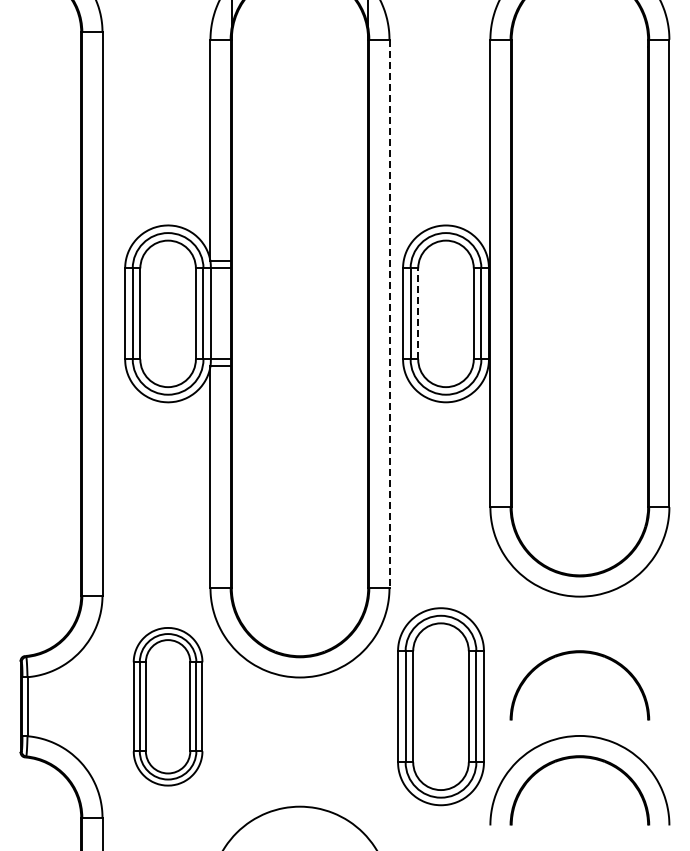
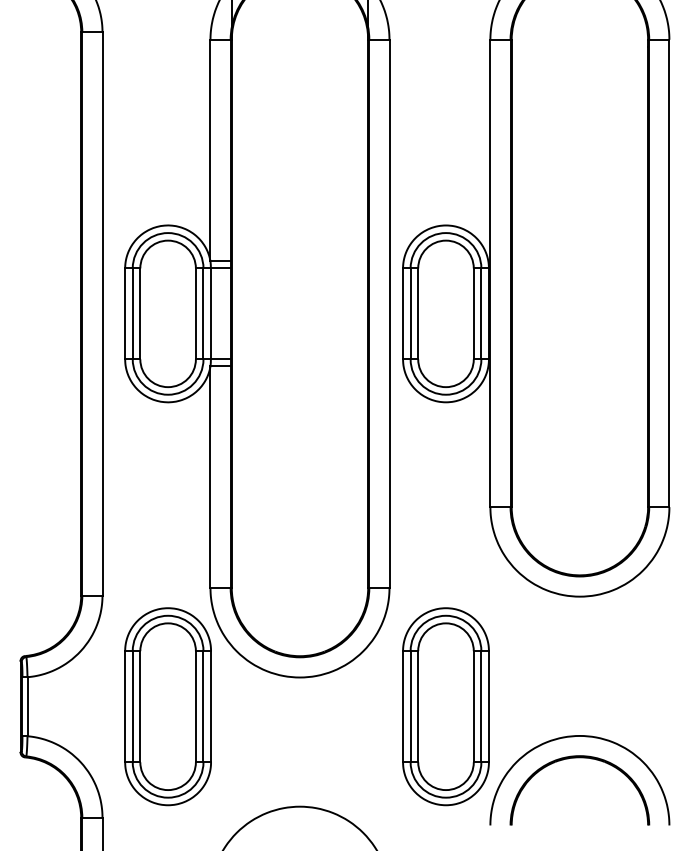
line: dashed -> solid (418, 313)
line: dashed -> solid (389, 314)
part: present -> none (579, 653)
part size: 72x160 px -> 88x200 px (167, 706)
part position: (440, 706) -> (445, 706) (445, 706)
